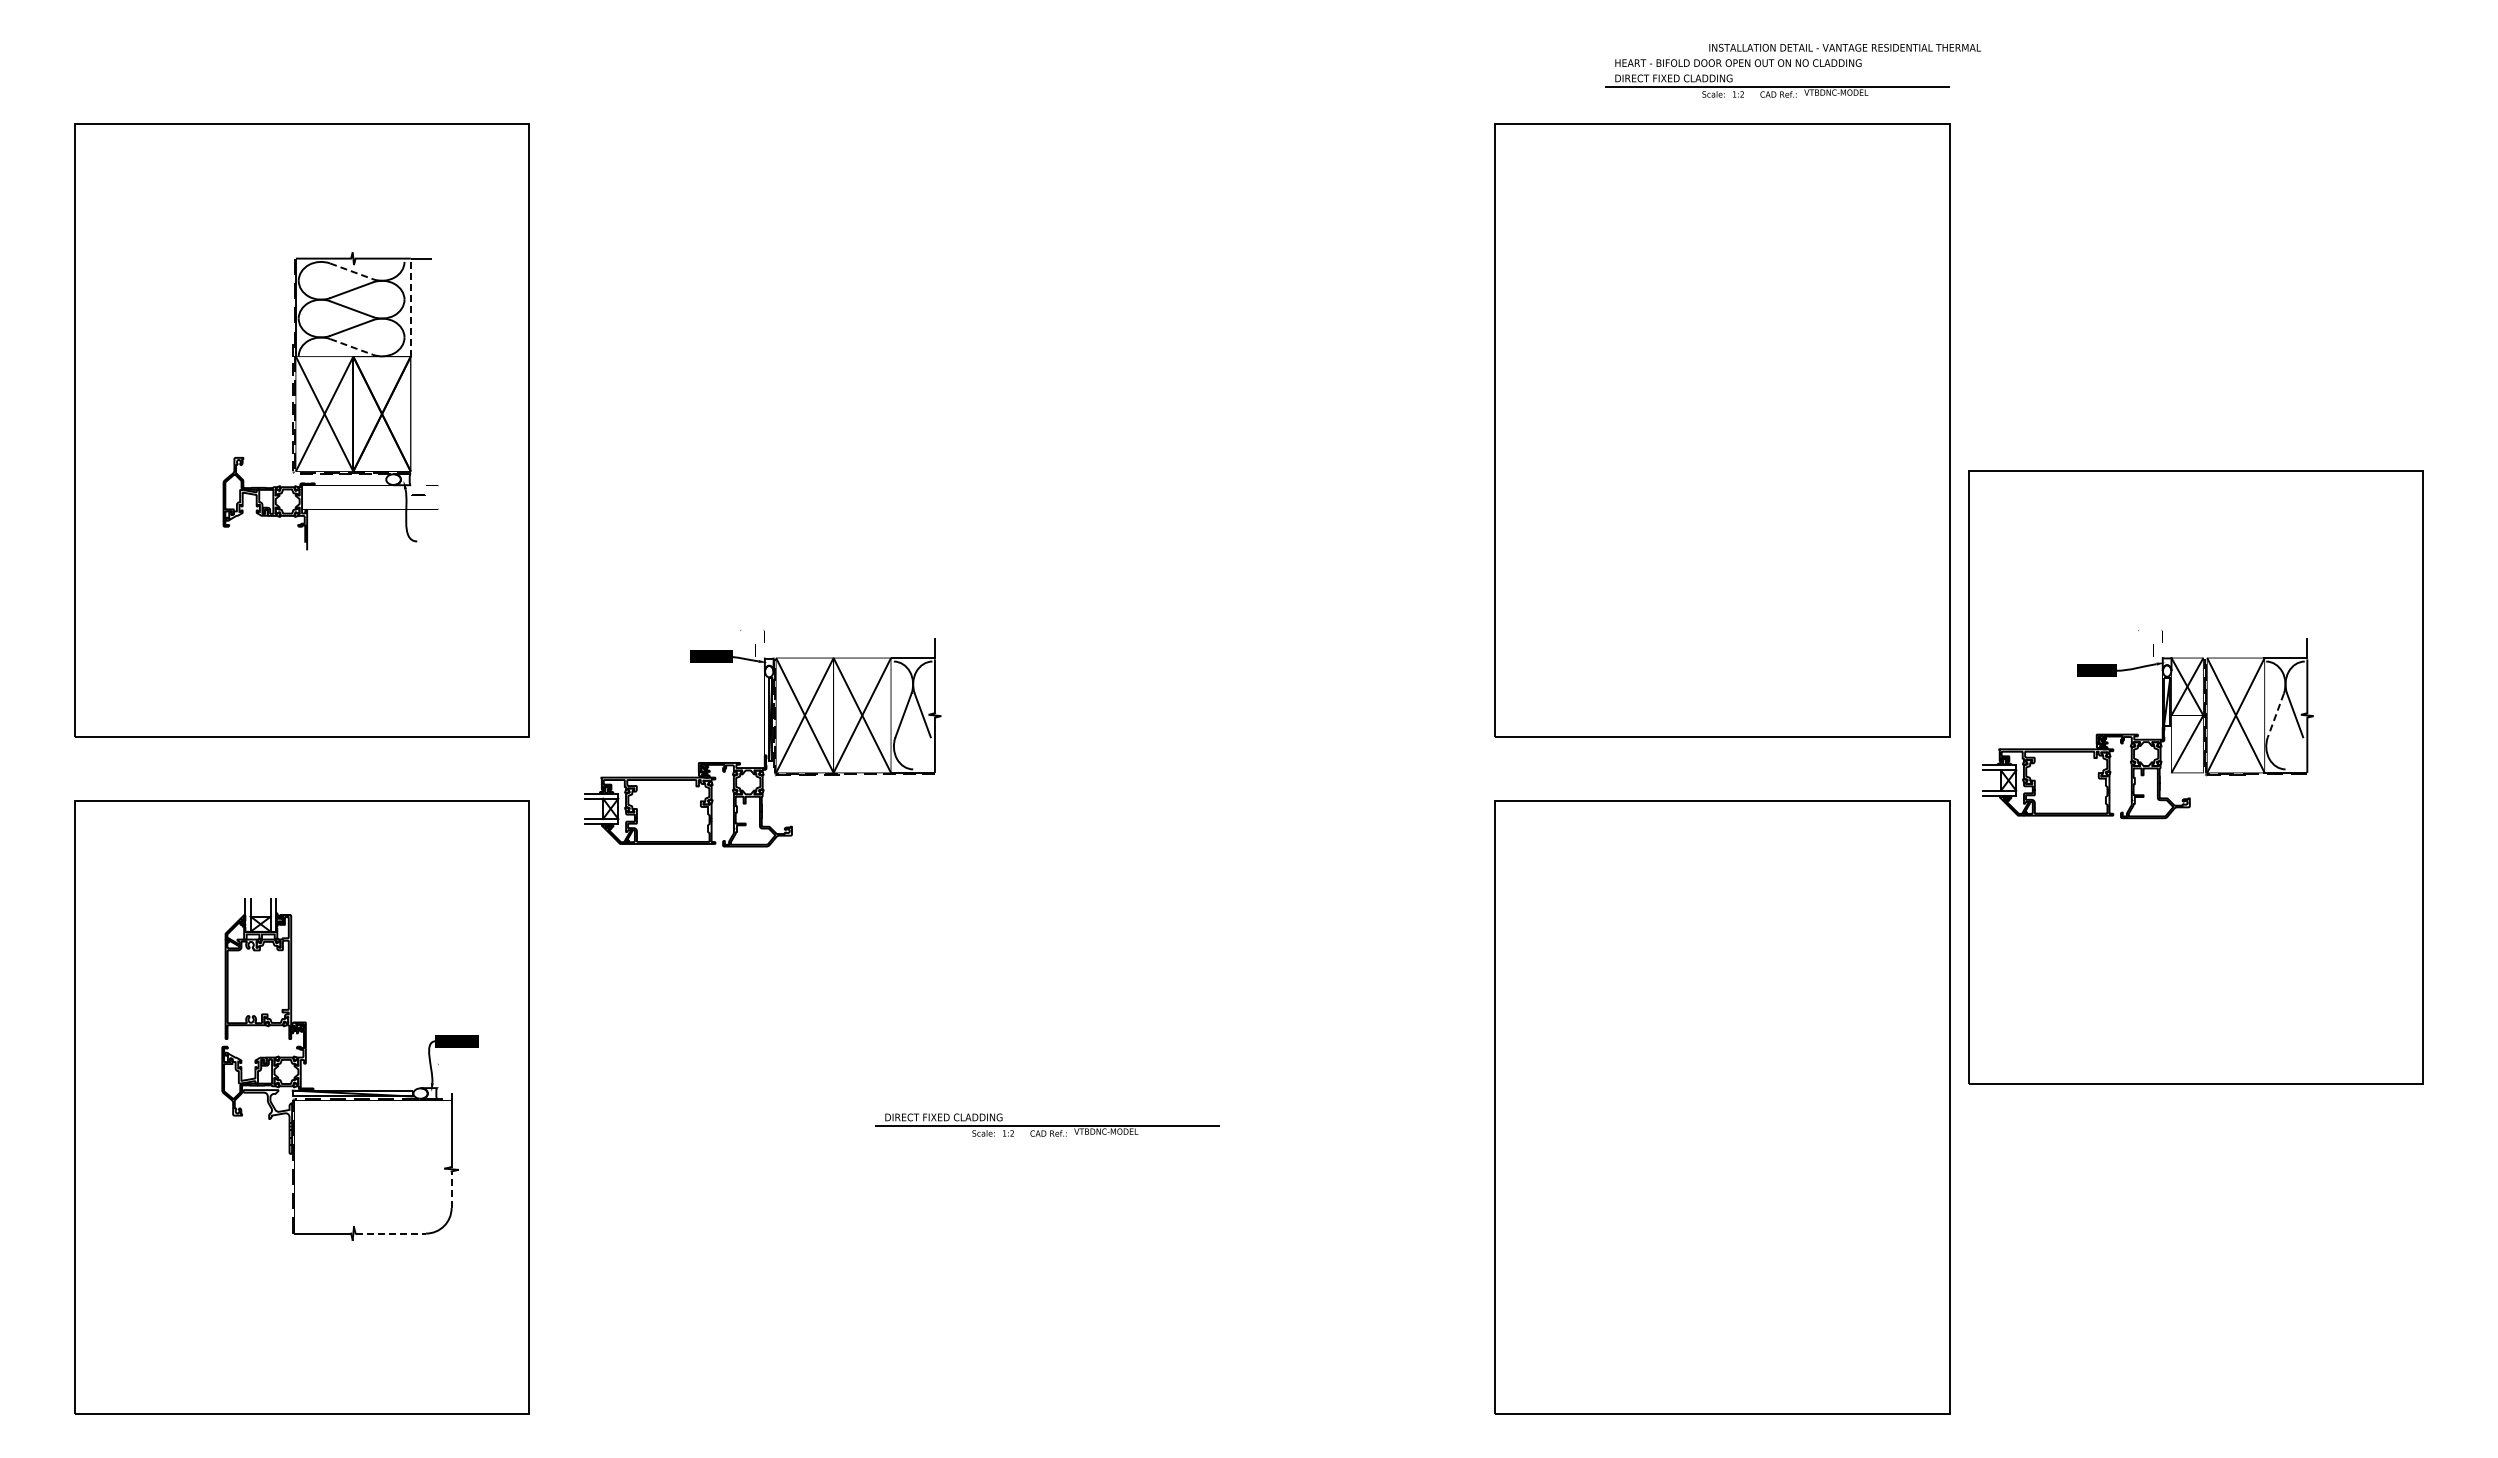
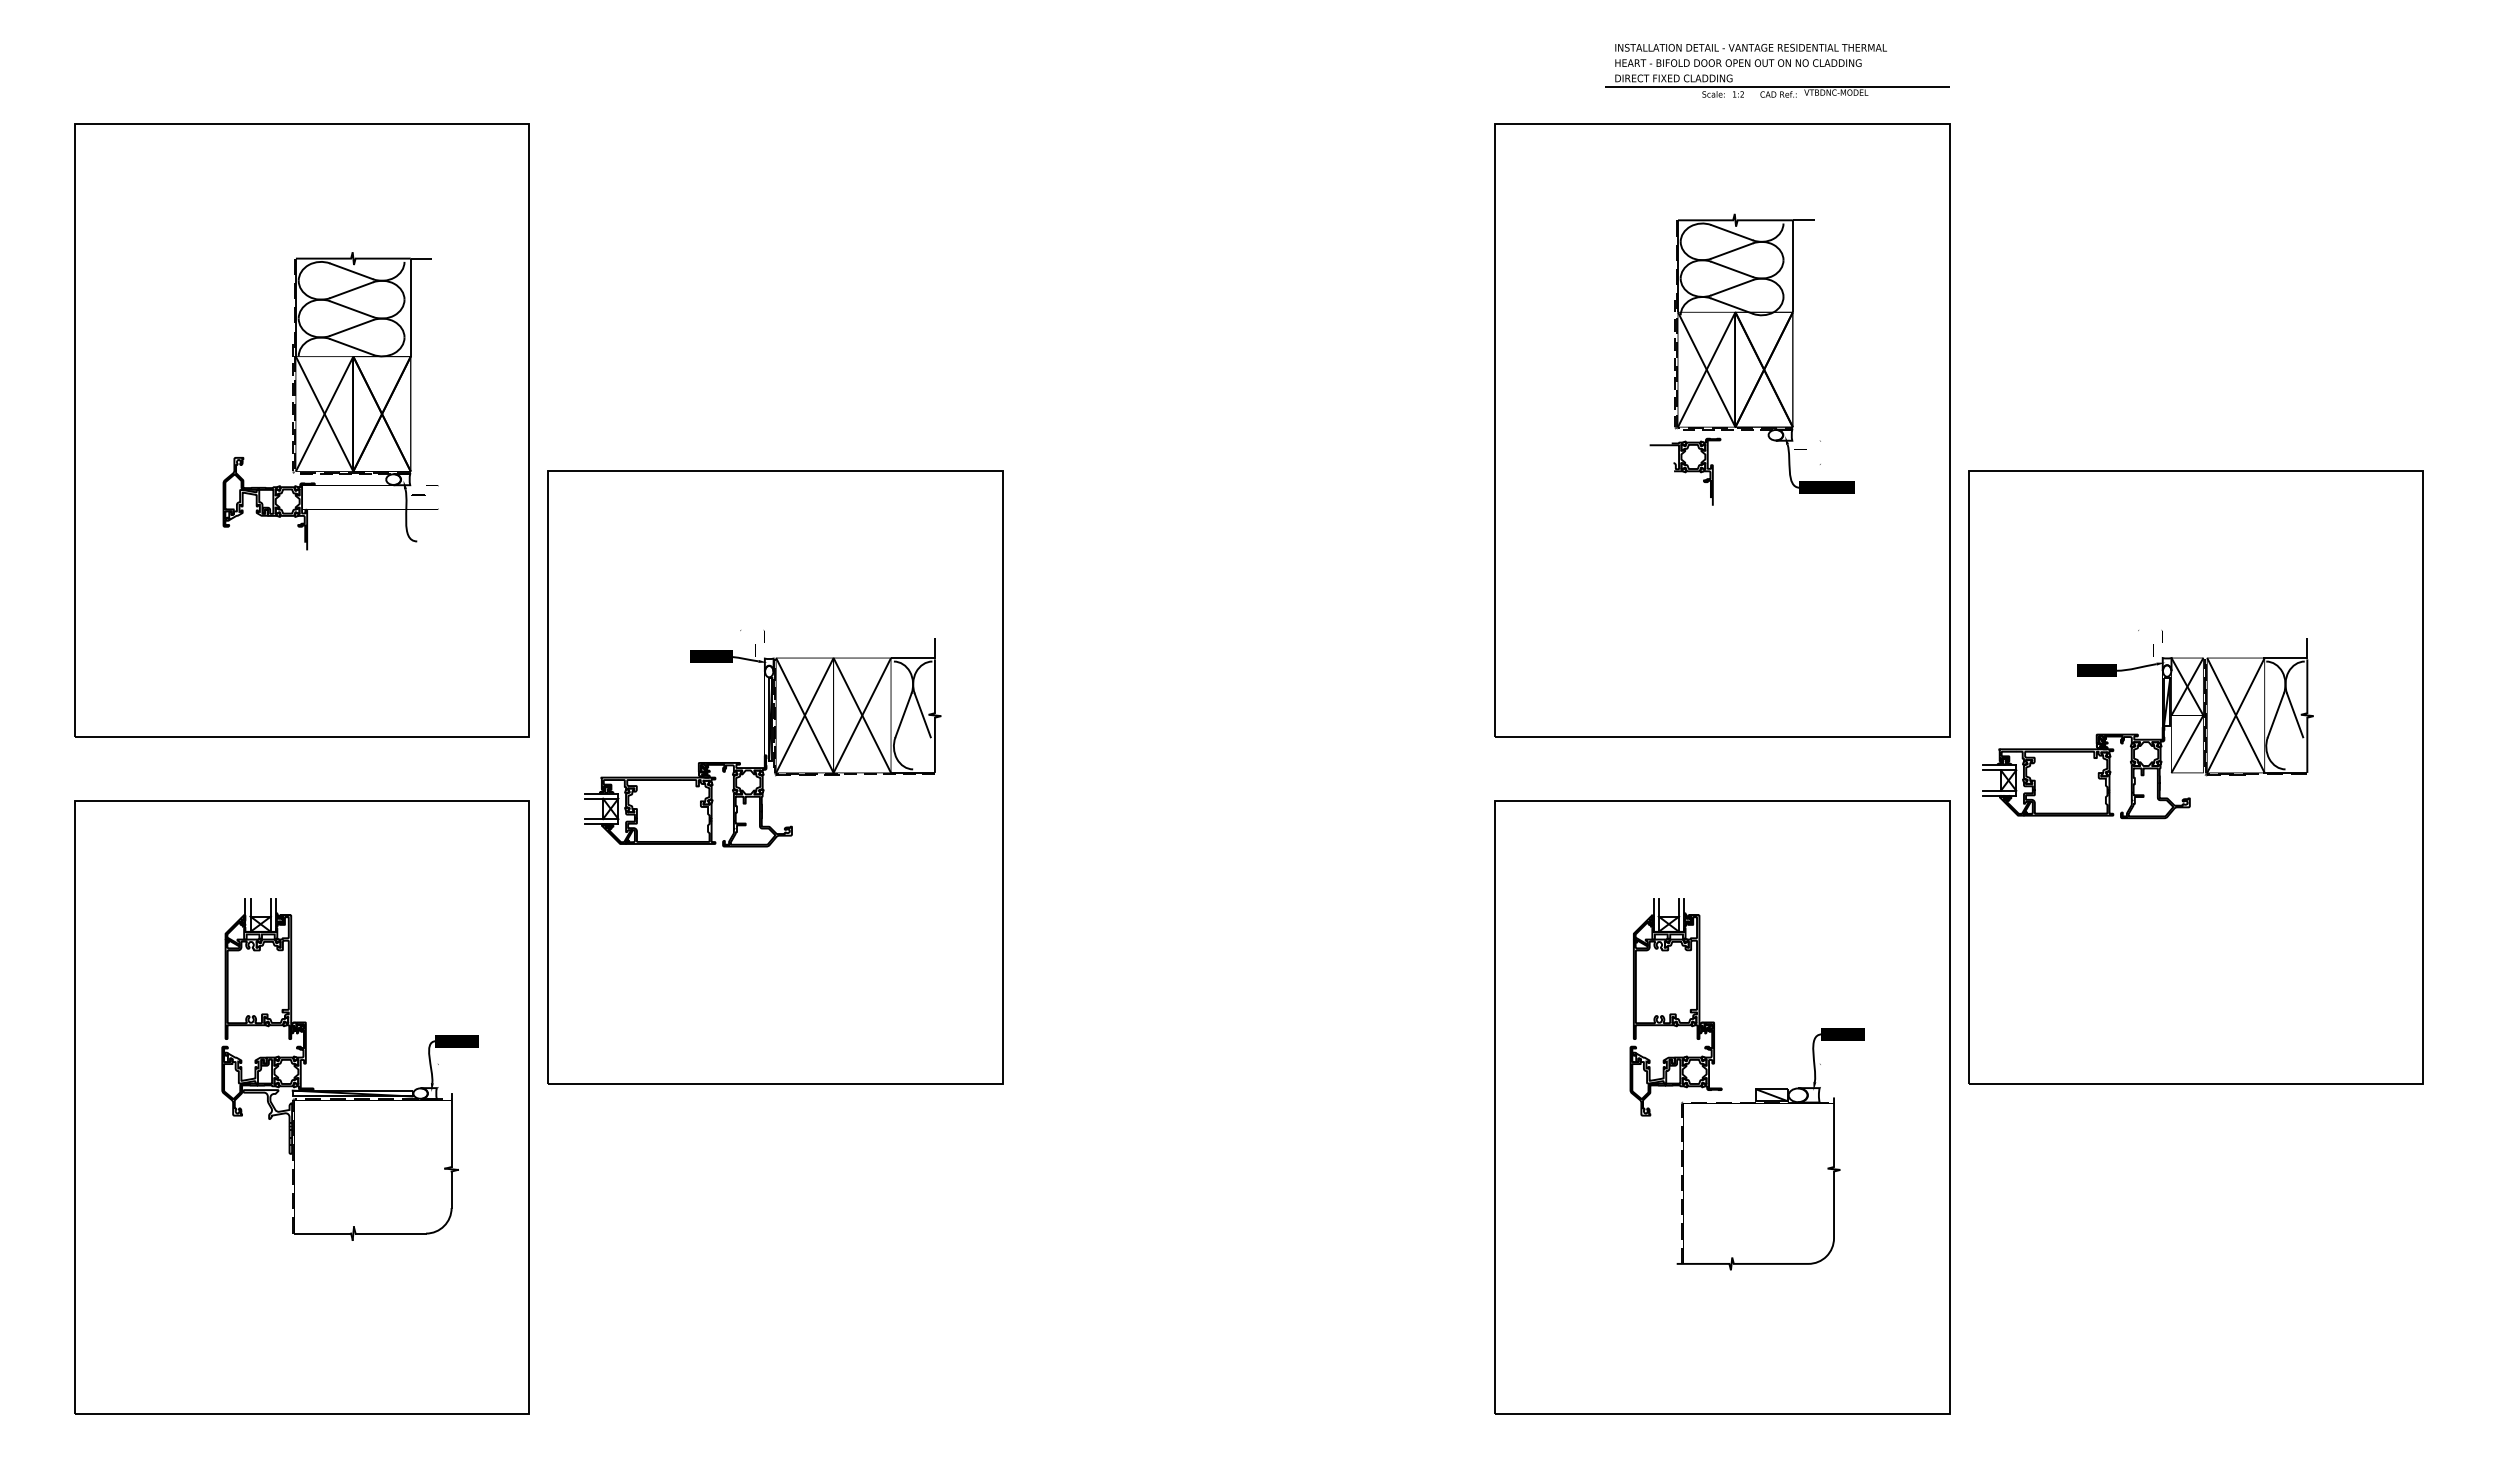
text position: (1844, 47) -> (1750, 47) (1750, 47)
line: dashed -> solid (351, 271)
line: dashed -> solid (410, 307)
line: dashed -> solid (351, 346)
part: none -> present (1751, 359)
line: dashed -> solid (2275, 715)
part: none -> present (775, 777)
part: none -> present (1755, 1088)
part: present -> none (1047, 1124)
line: dashed -> solid (451, 1189)
line: dashed -> solid (391, 1233)
